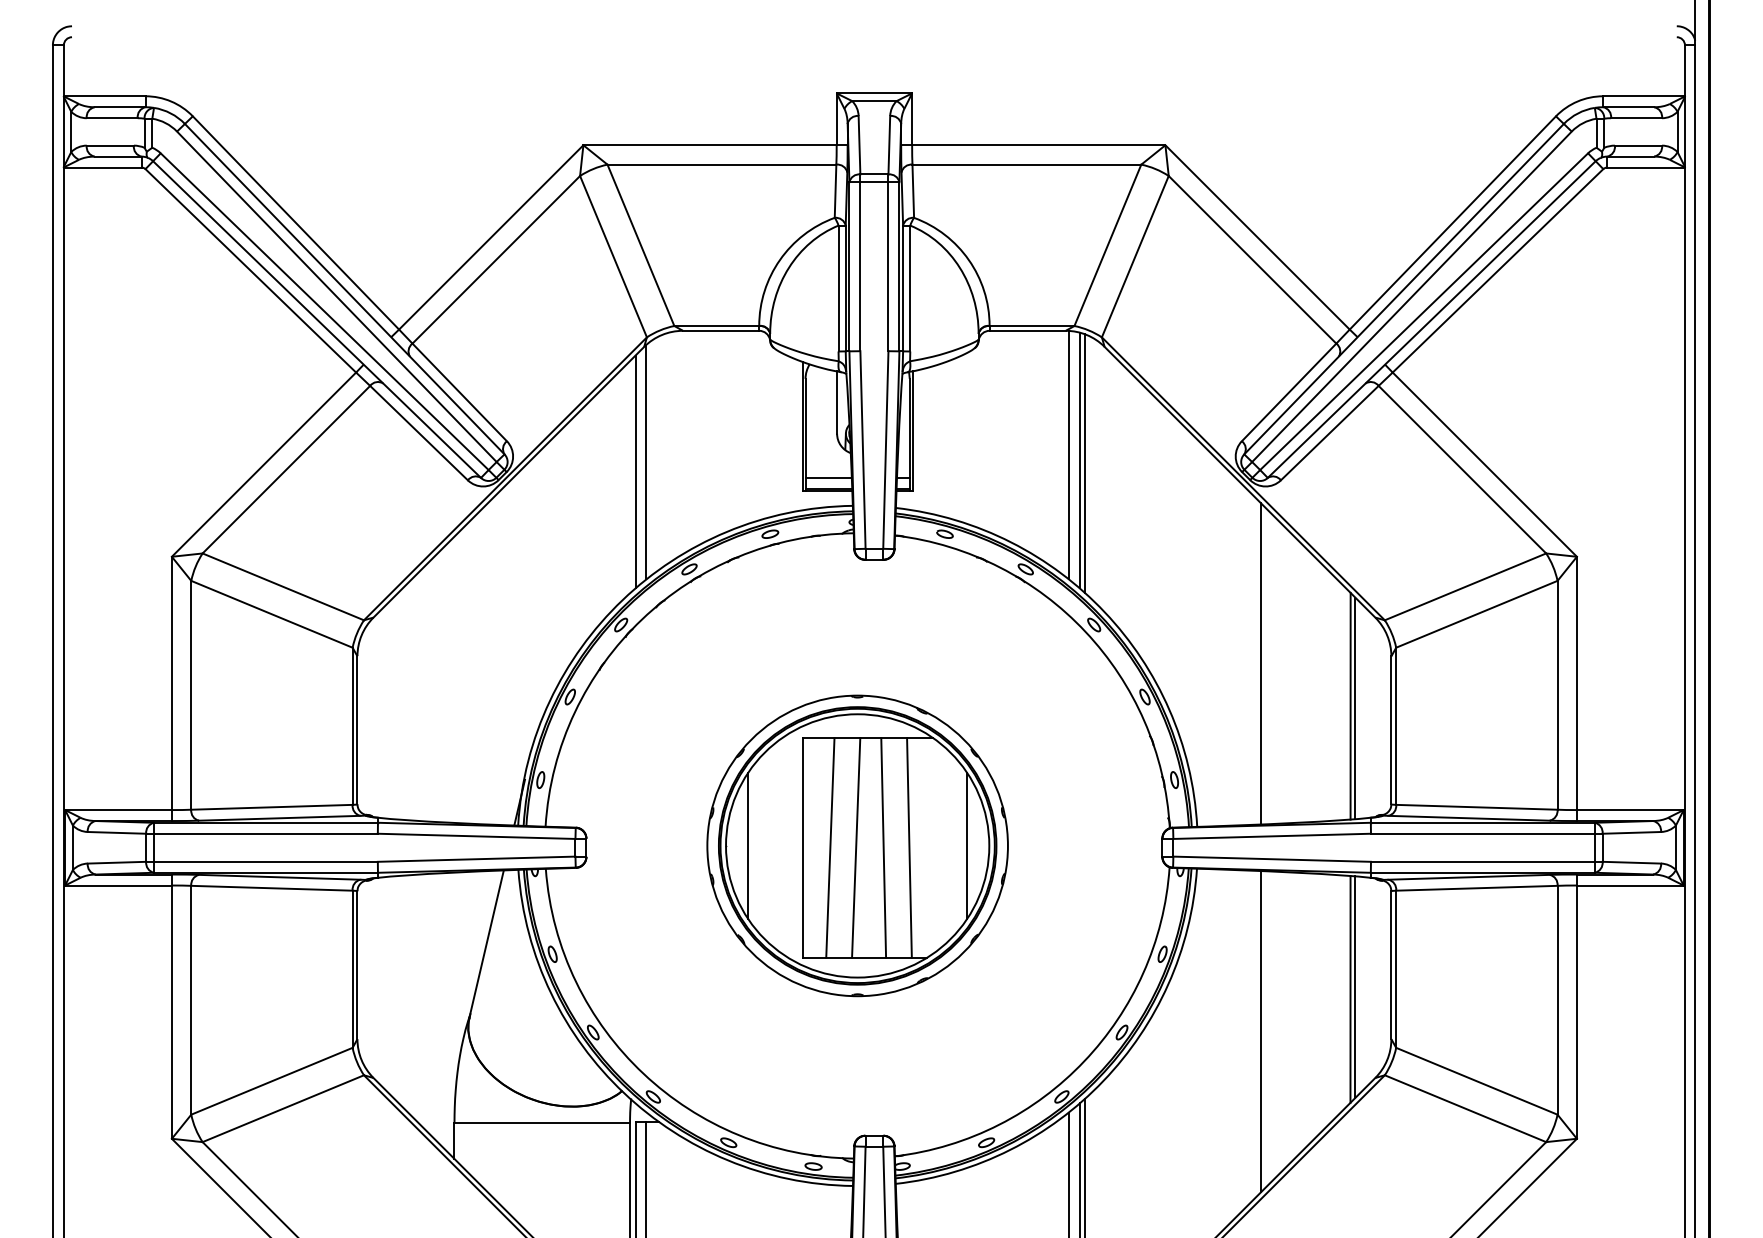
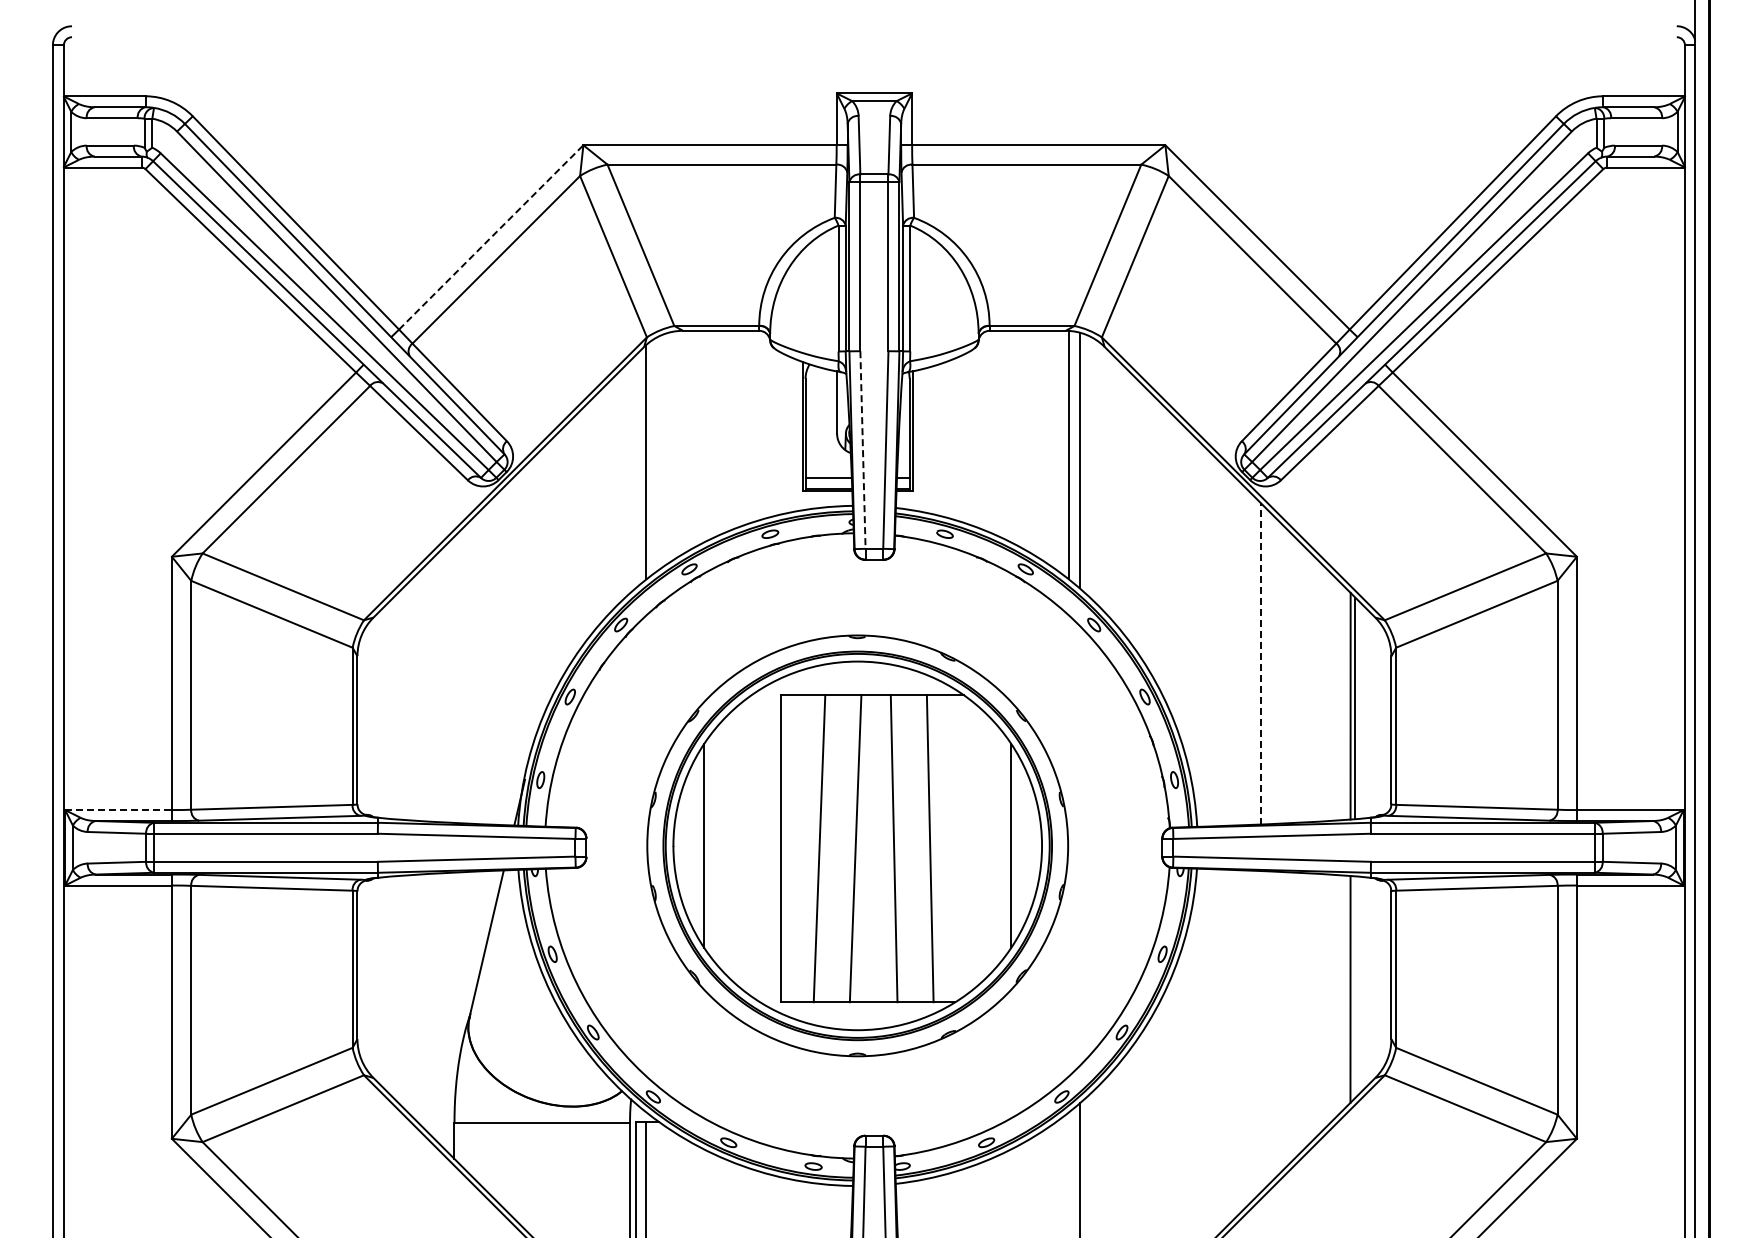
line: solid -> dashed (491, 237)
line: solid -> dashed (862, 450)
line: present -> none (1085, 463)
line: present -> none (635, 471)
line: solid -> dashed (1260, 663)
line: solid -> dashed (119, 810)
part size: 303x304 px -> 424x424 px (857, 845)
line: present -> none (1355, 986)
line: present -> none (1260, 1031)
line: present -> none (1085, 1166)
line: present -> none (1068, 1173)
